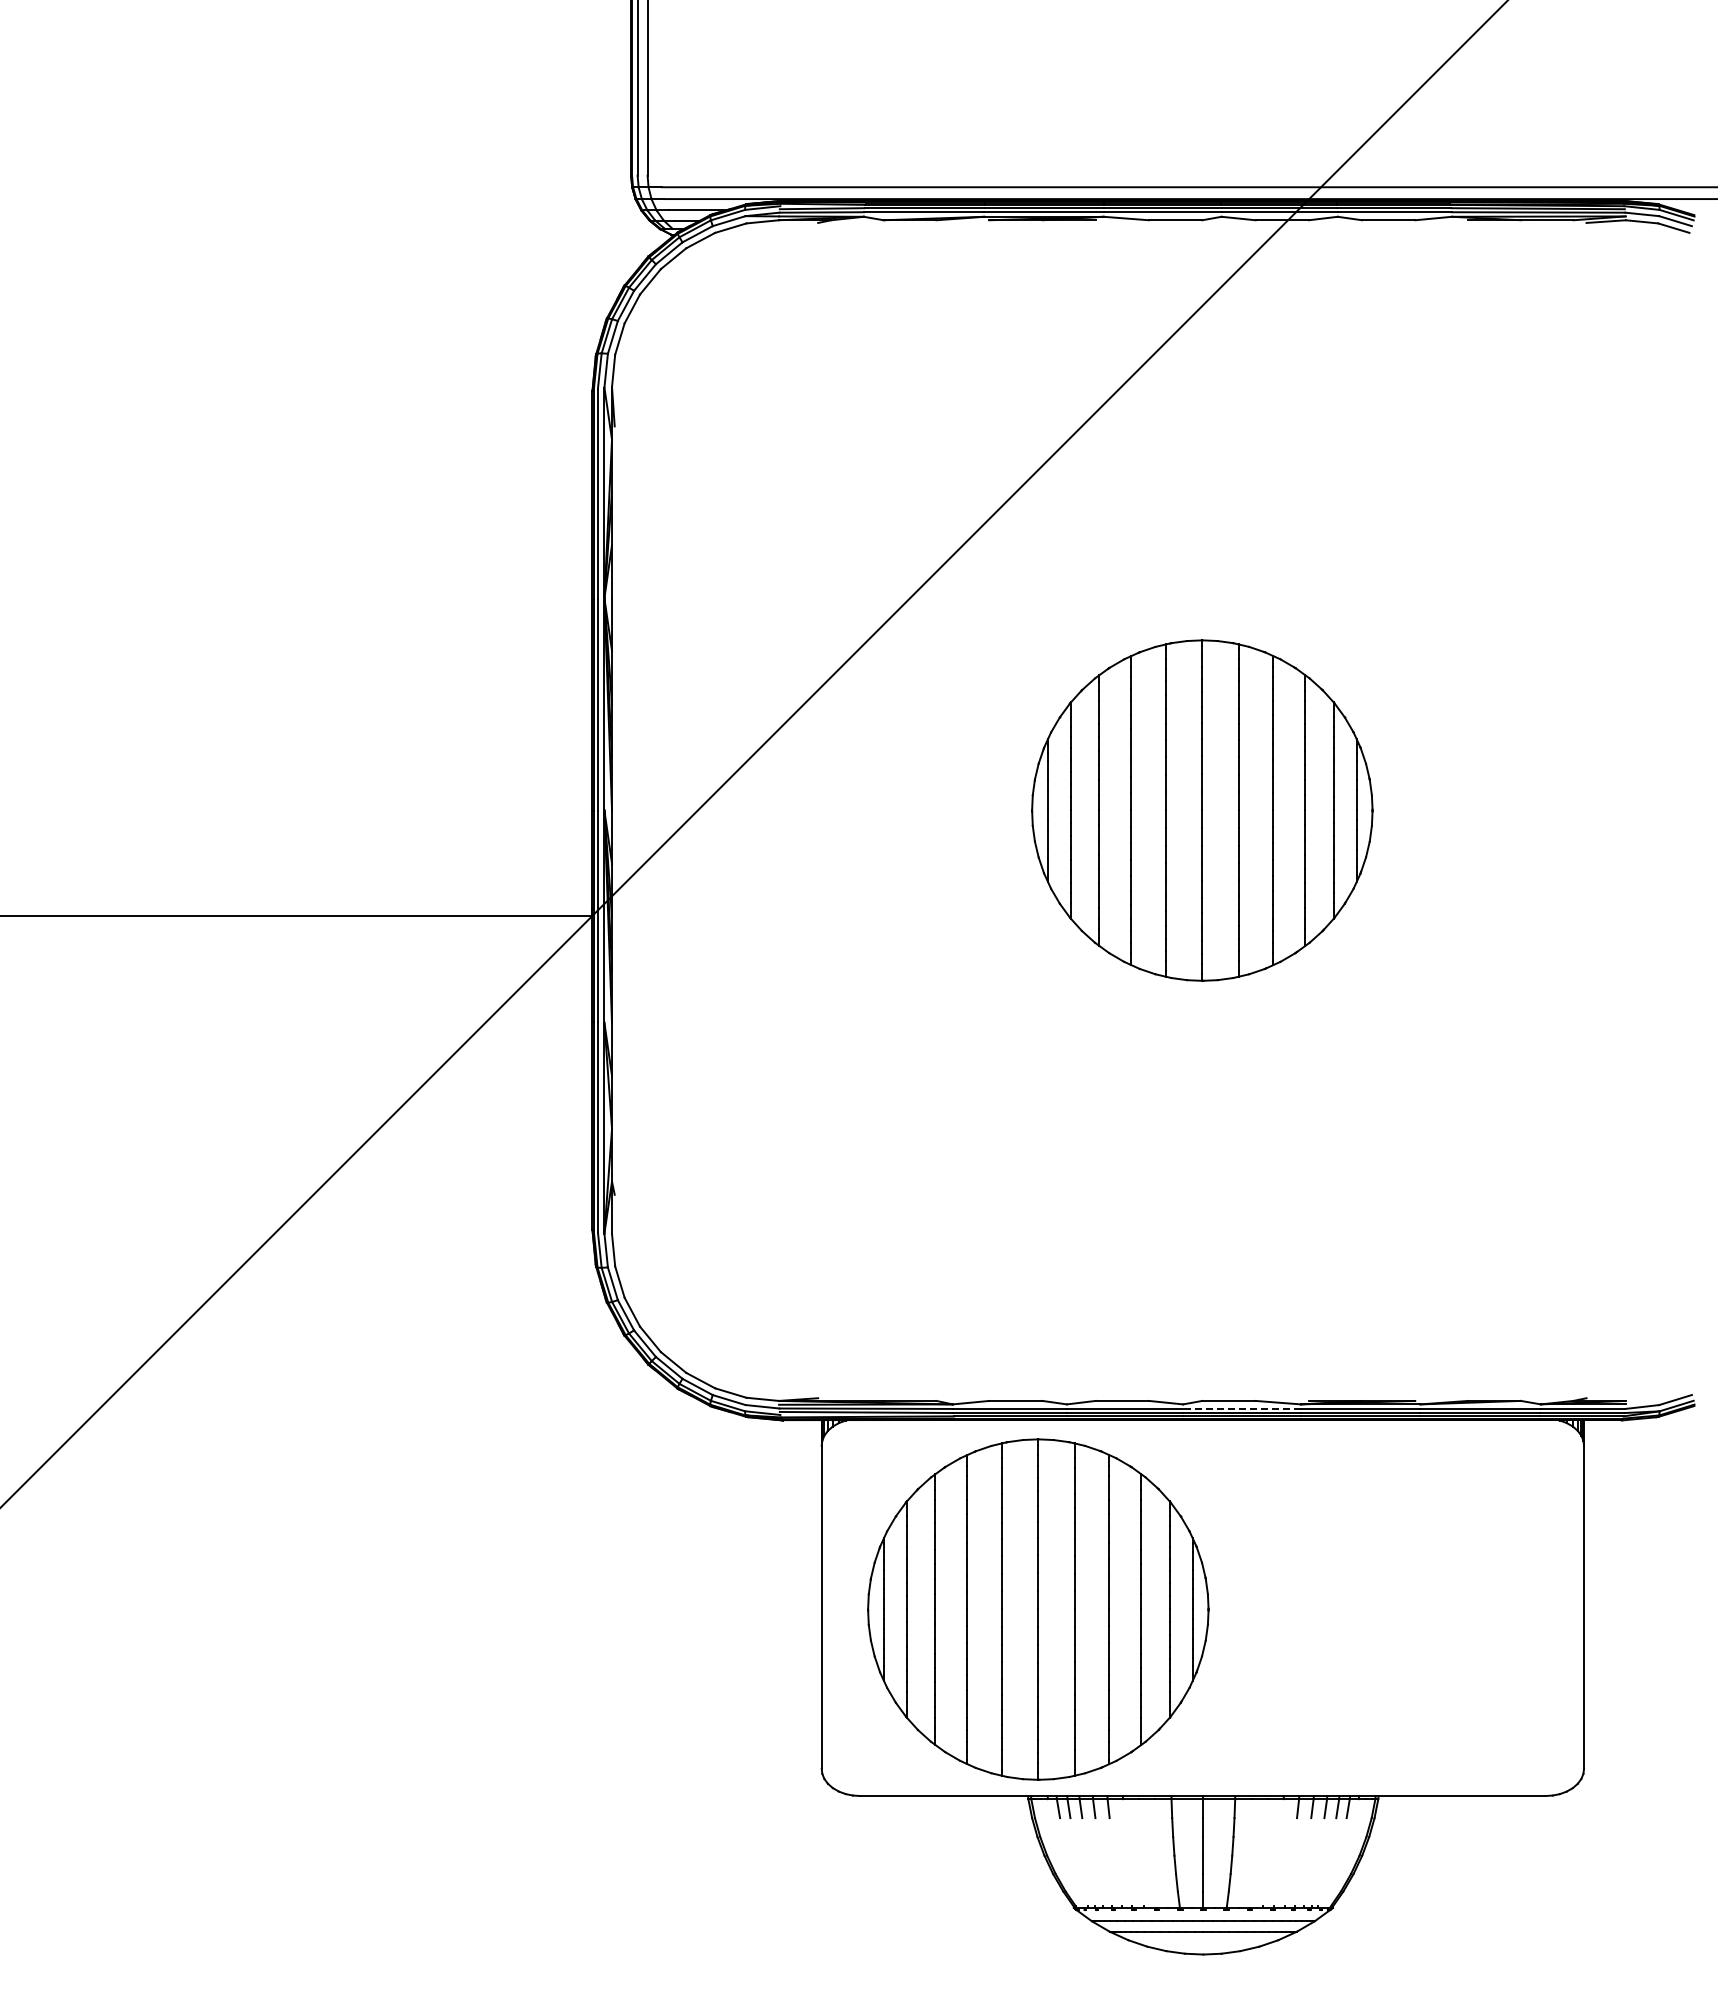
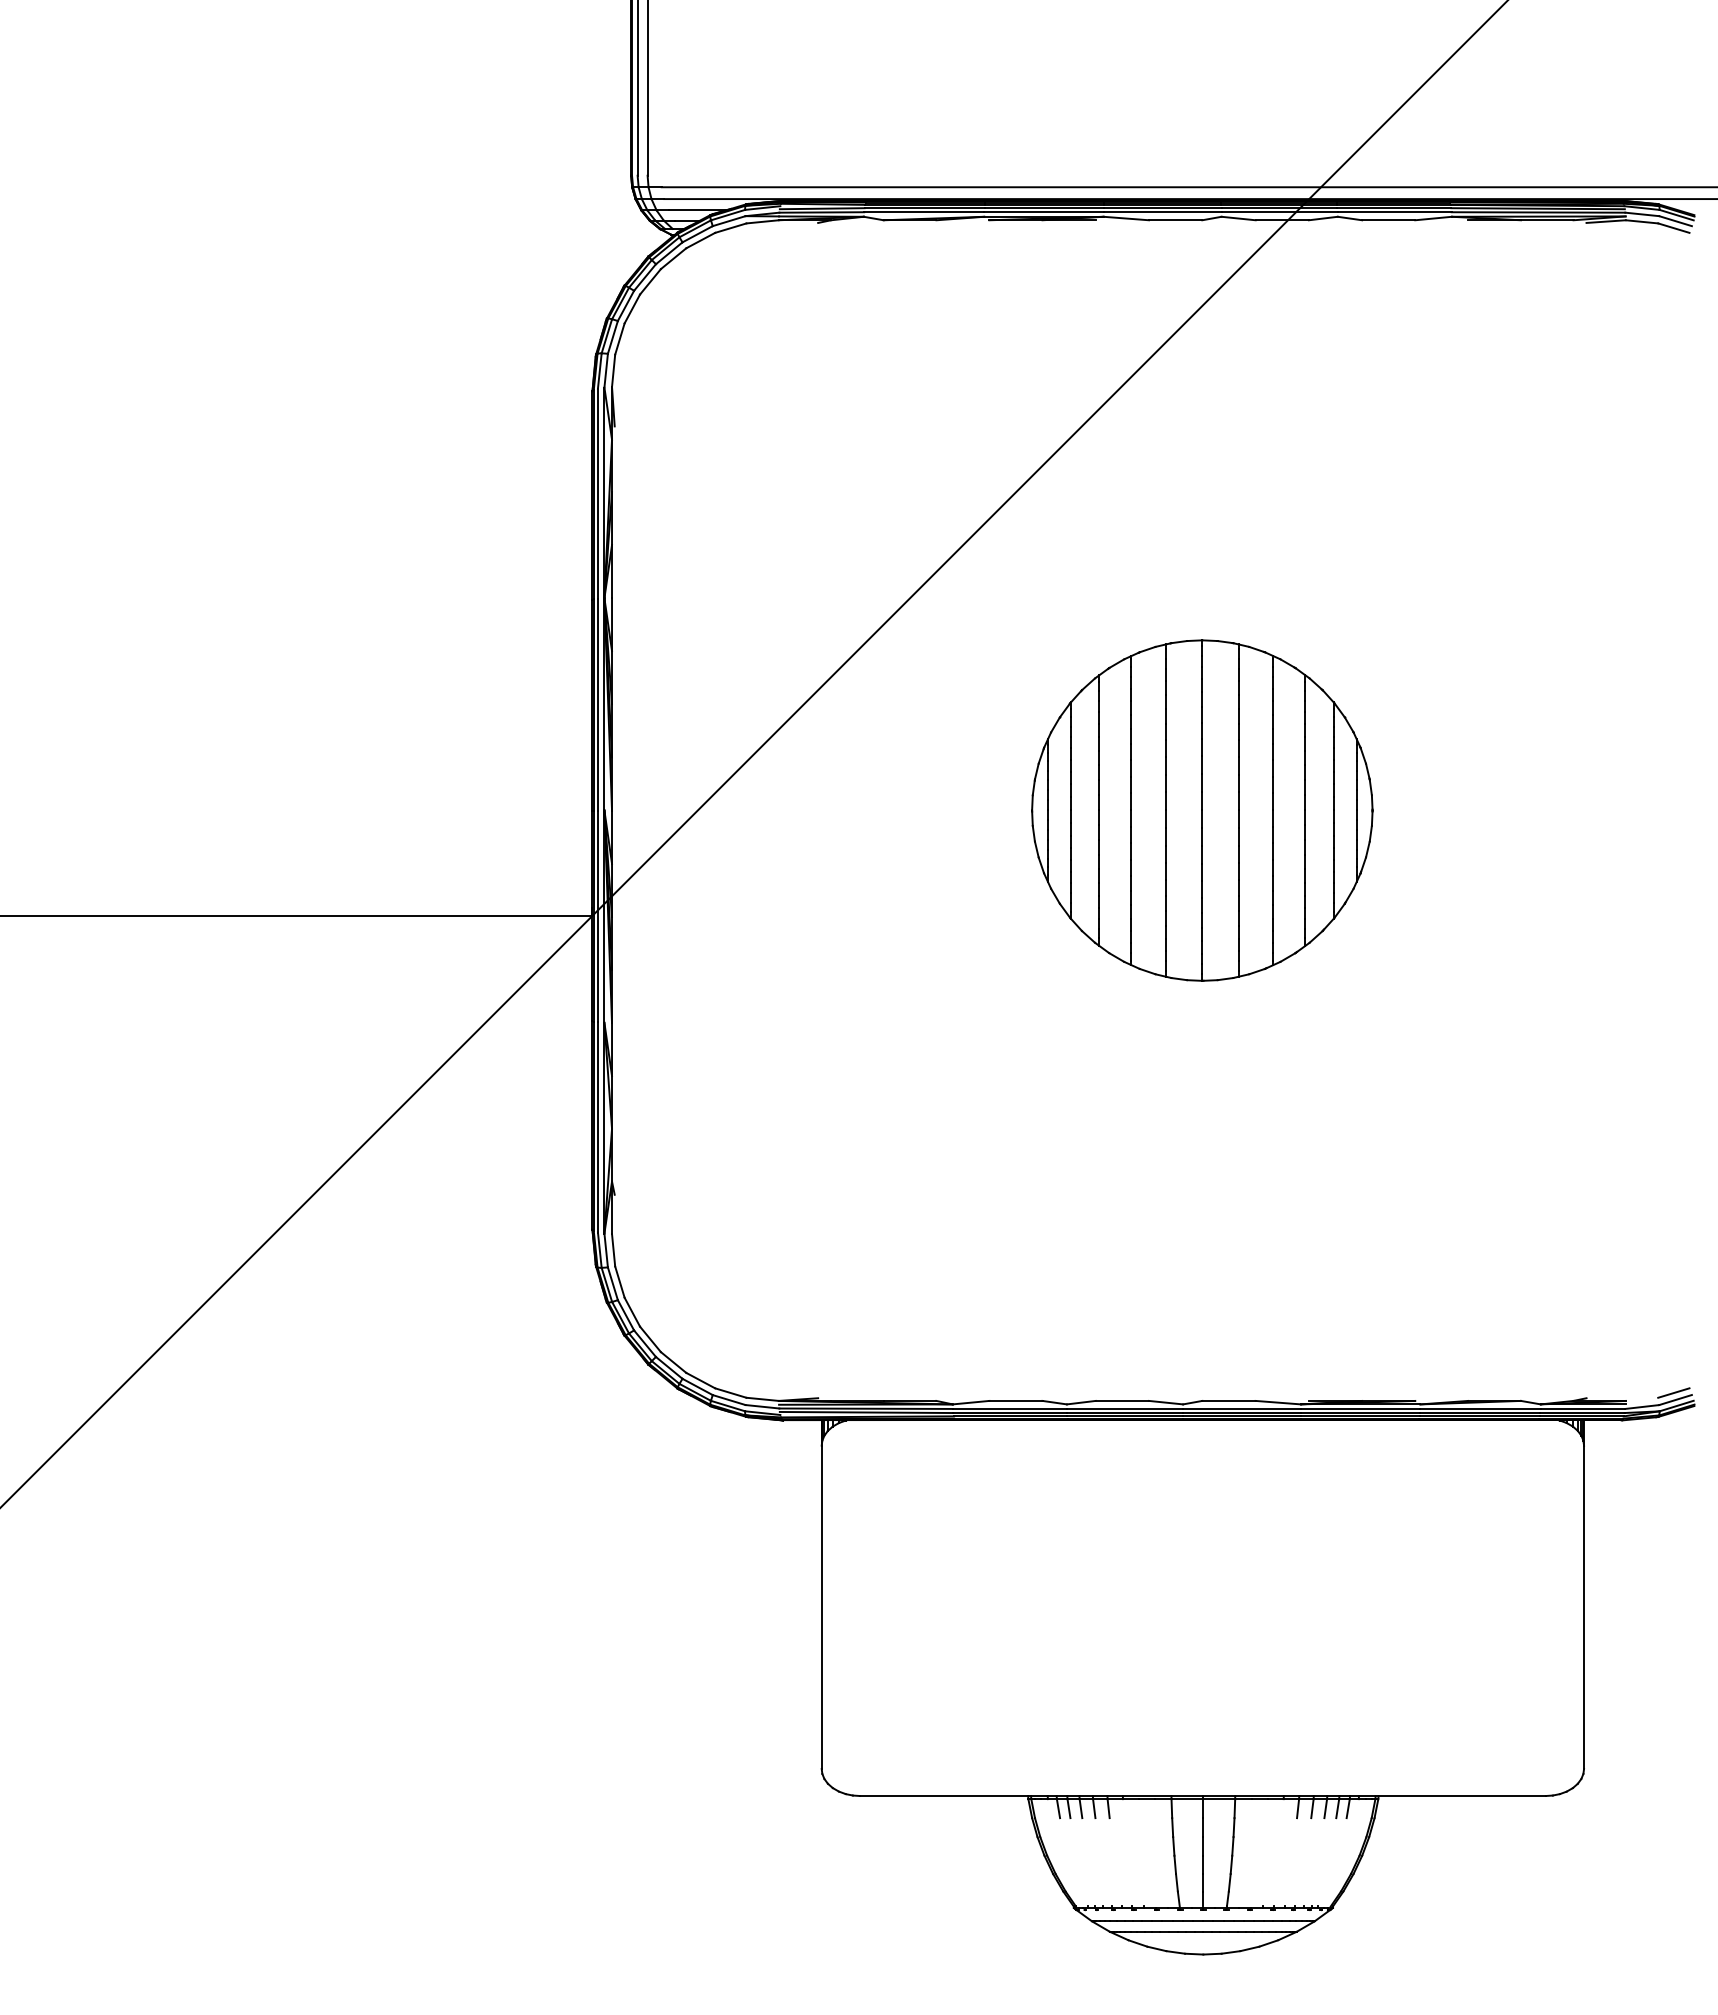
line: none -> present (1673, 1392)
line: dashed -> solid (1242, 1408)
part: present -> none (1038, 1609)
